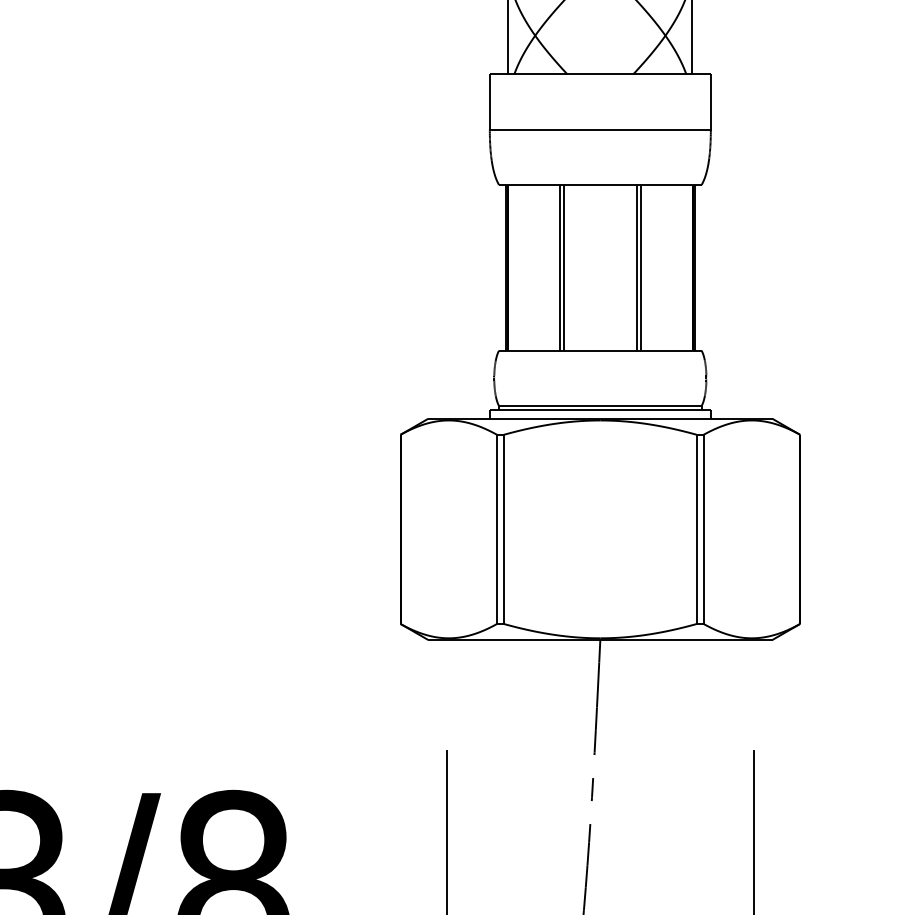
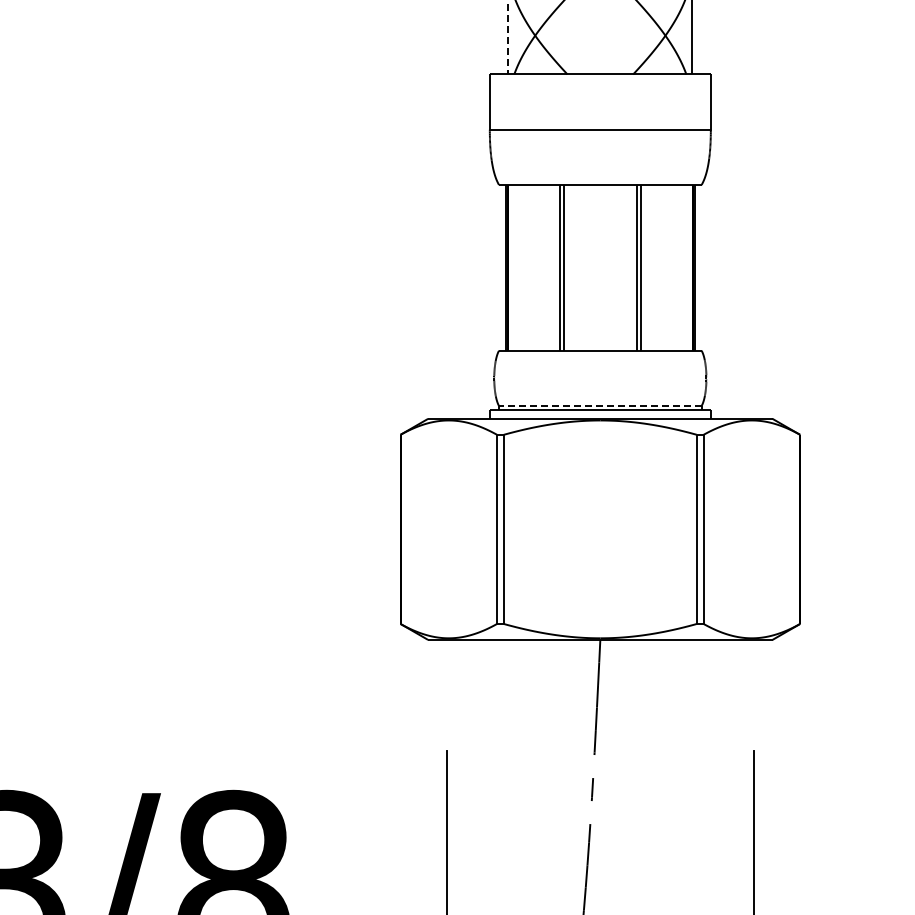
line: solid -> dashed (508, 37)
line: solid -> dashed (599, 405)
